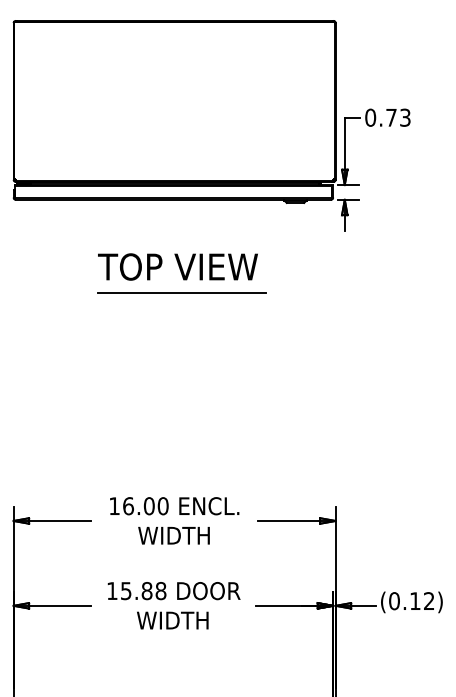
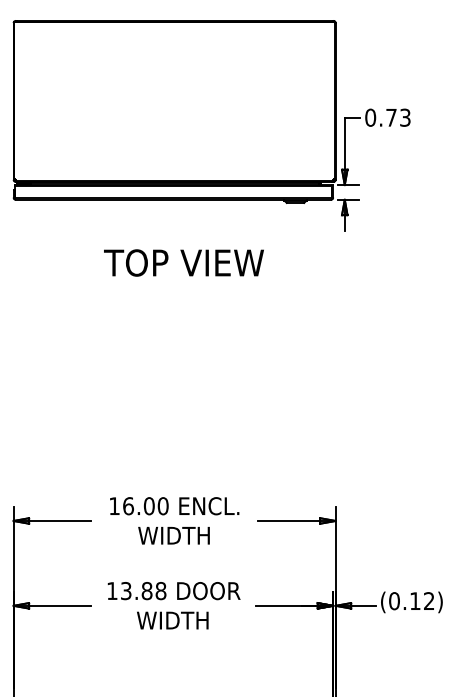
text position: (177, 266) -> (183, 262) (183, 262)
line: present -> none (181, 293)
text: 15.88 -> 13.88 (126, 590)
